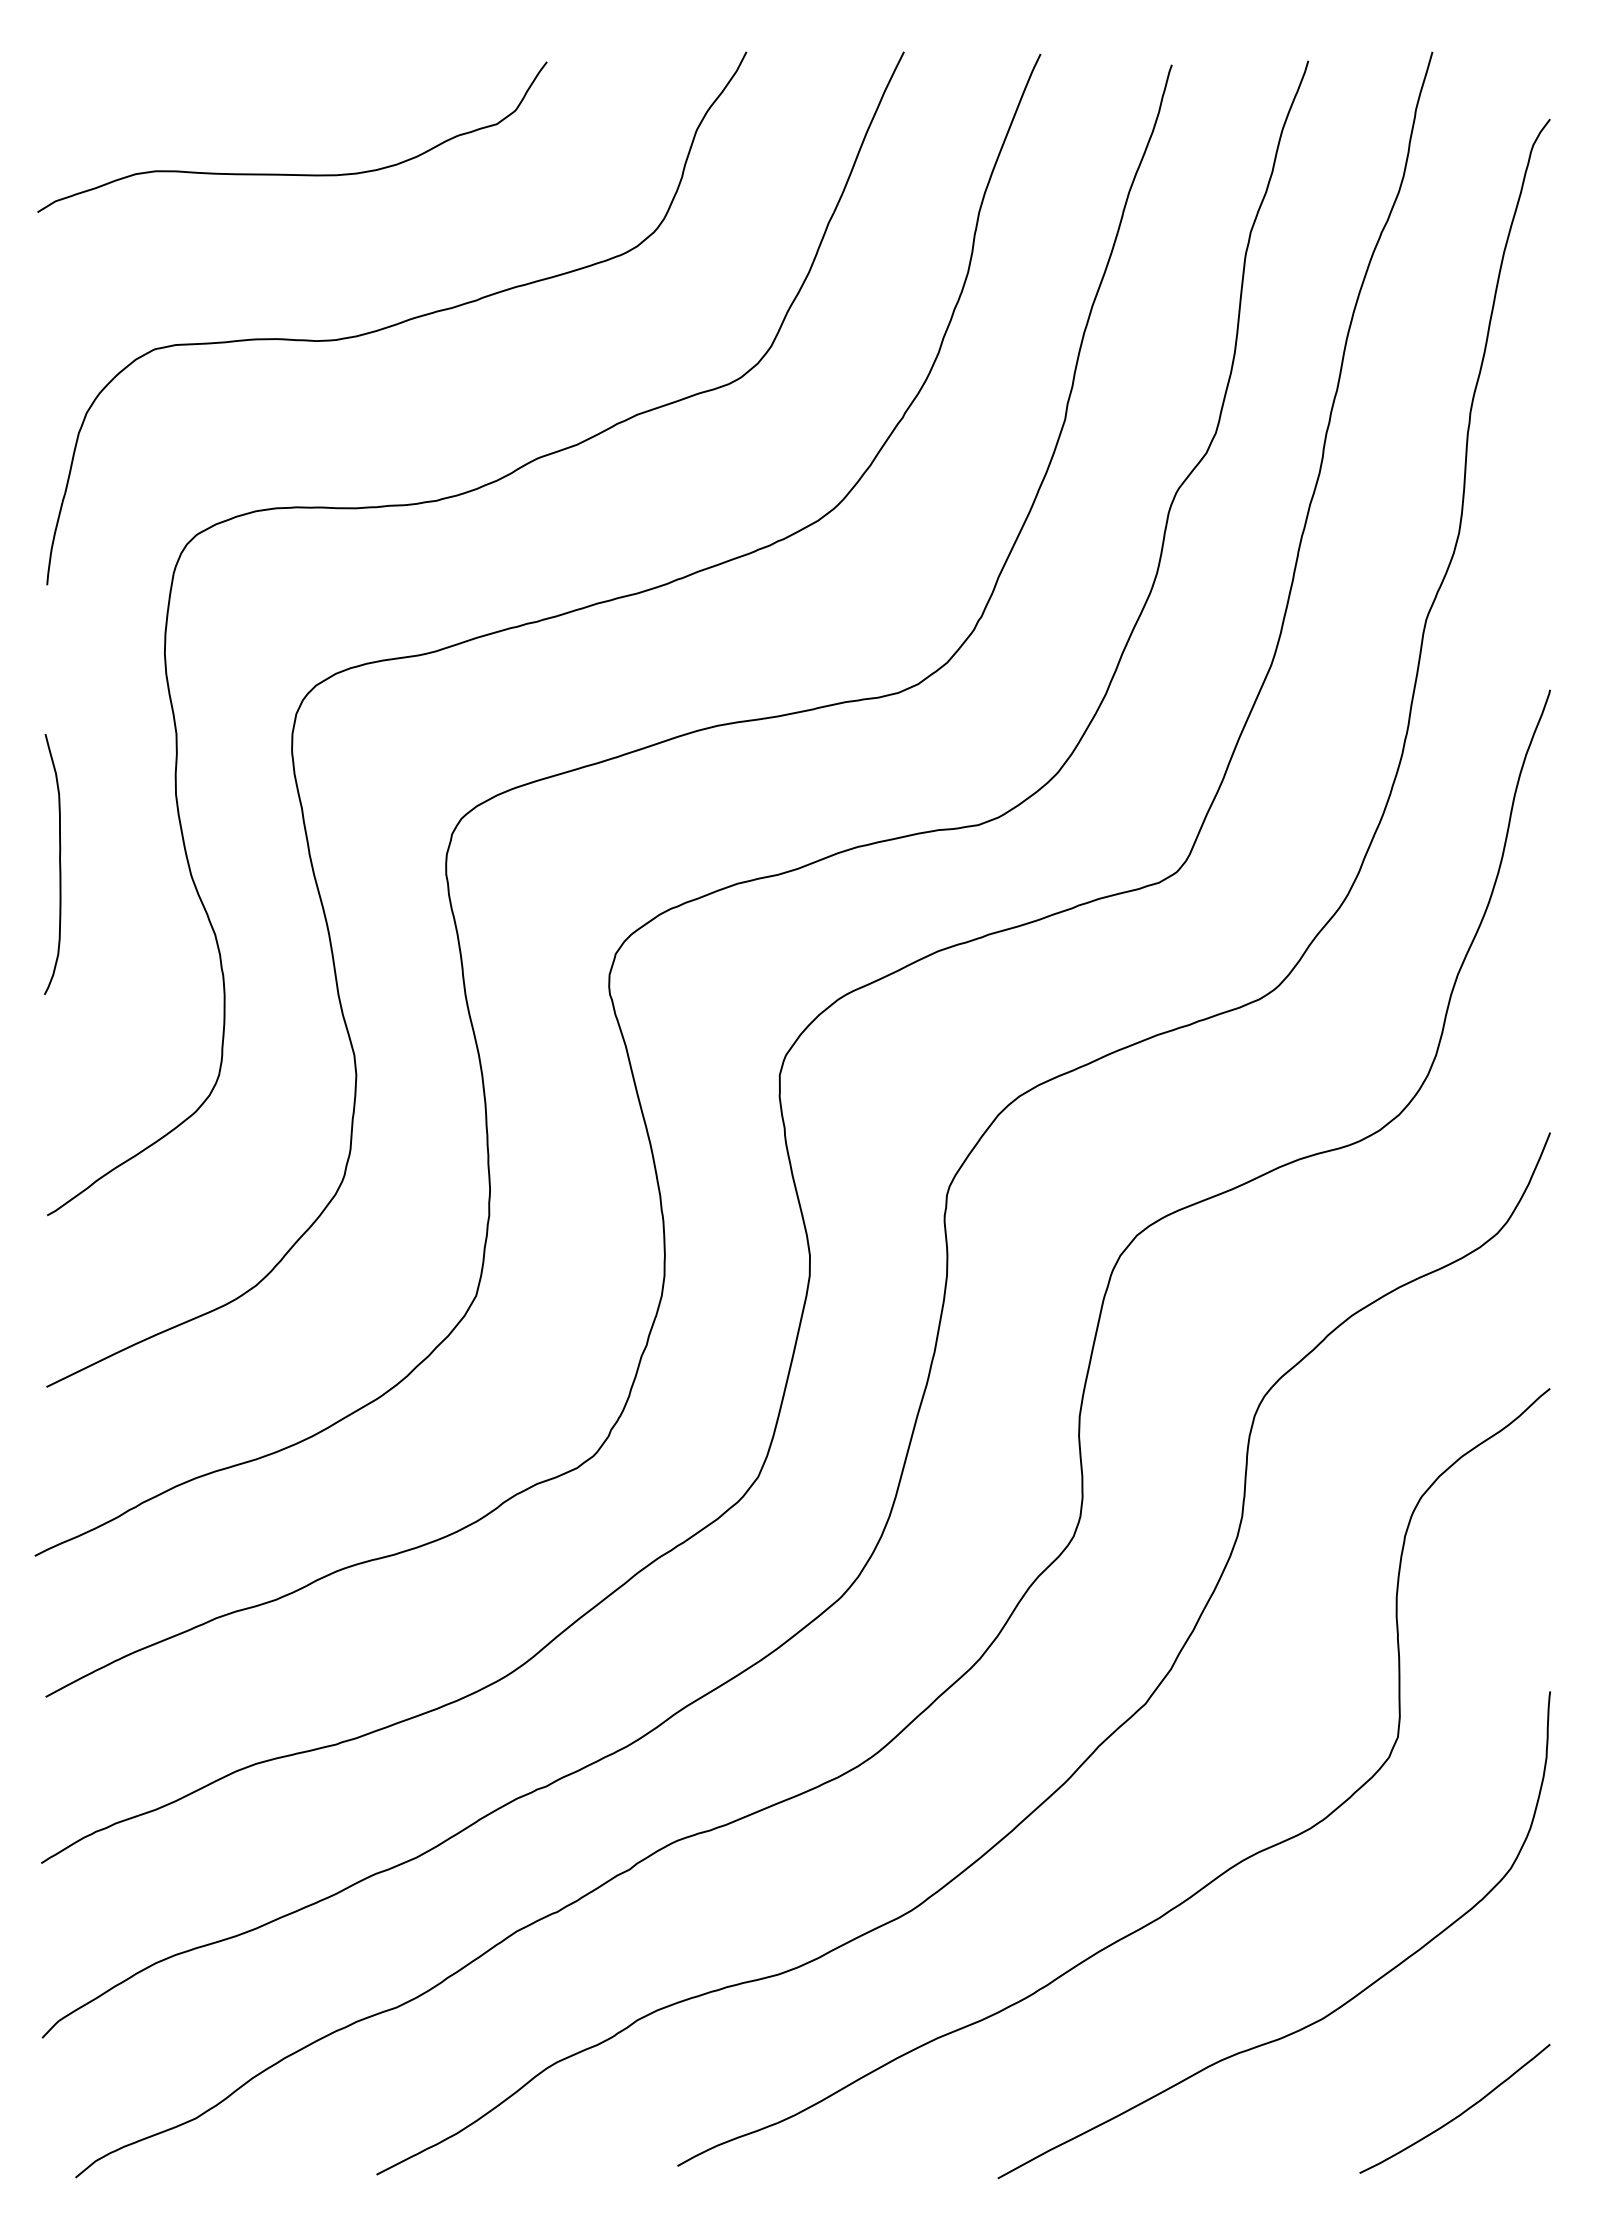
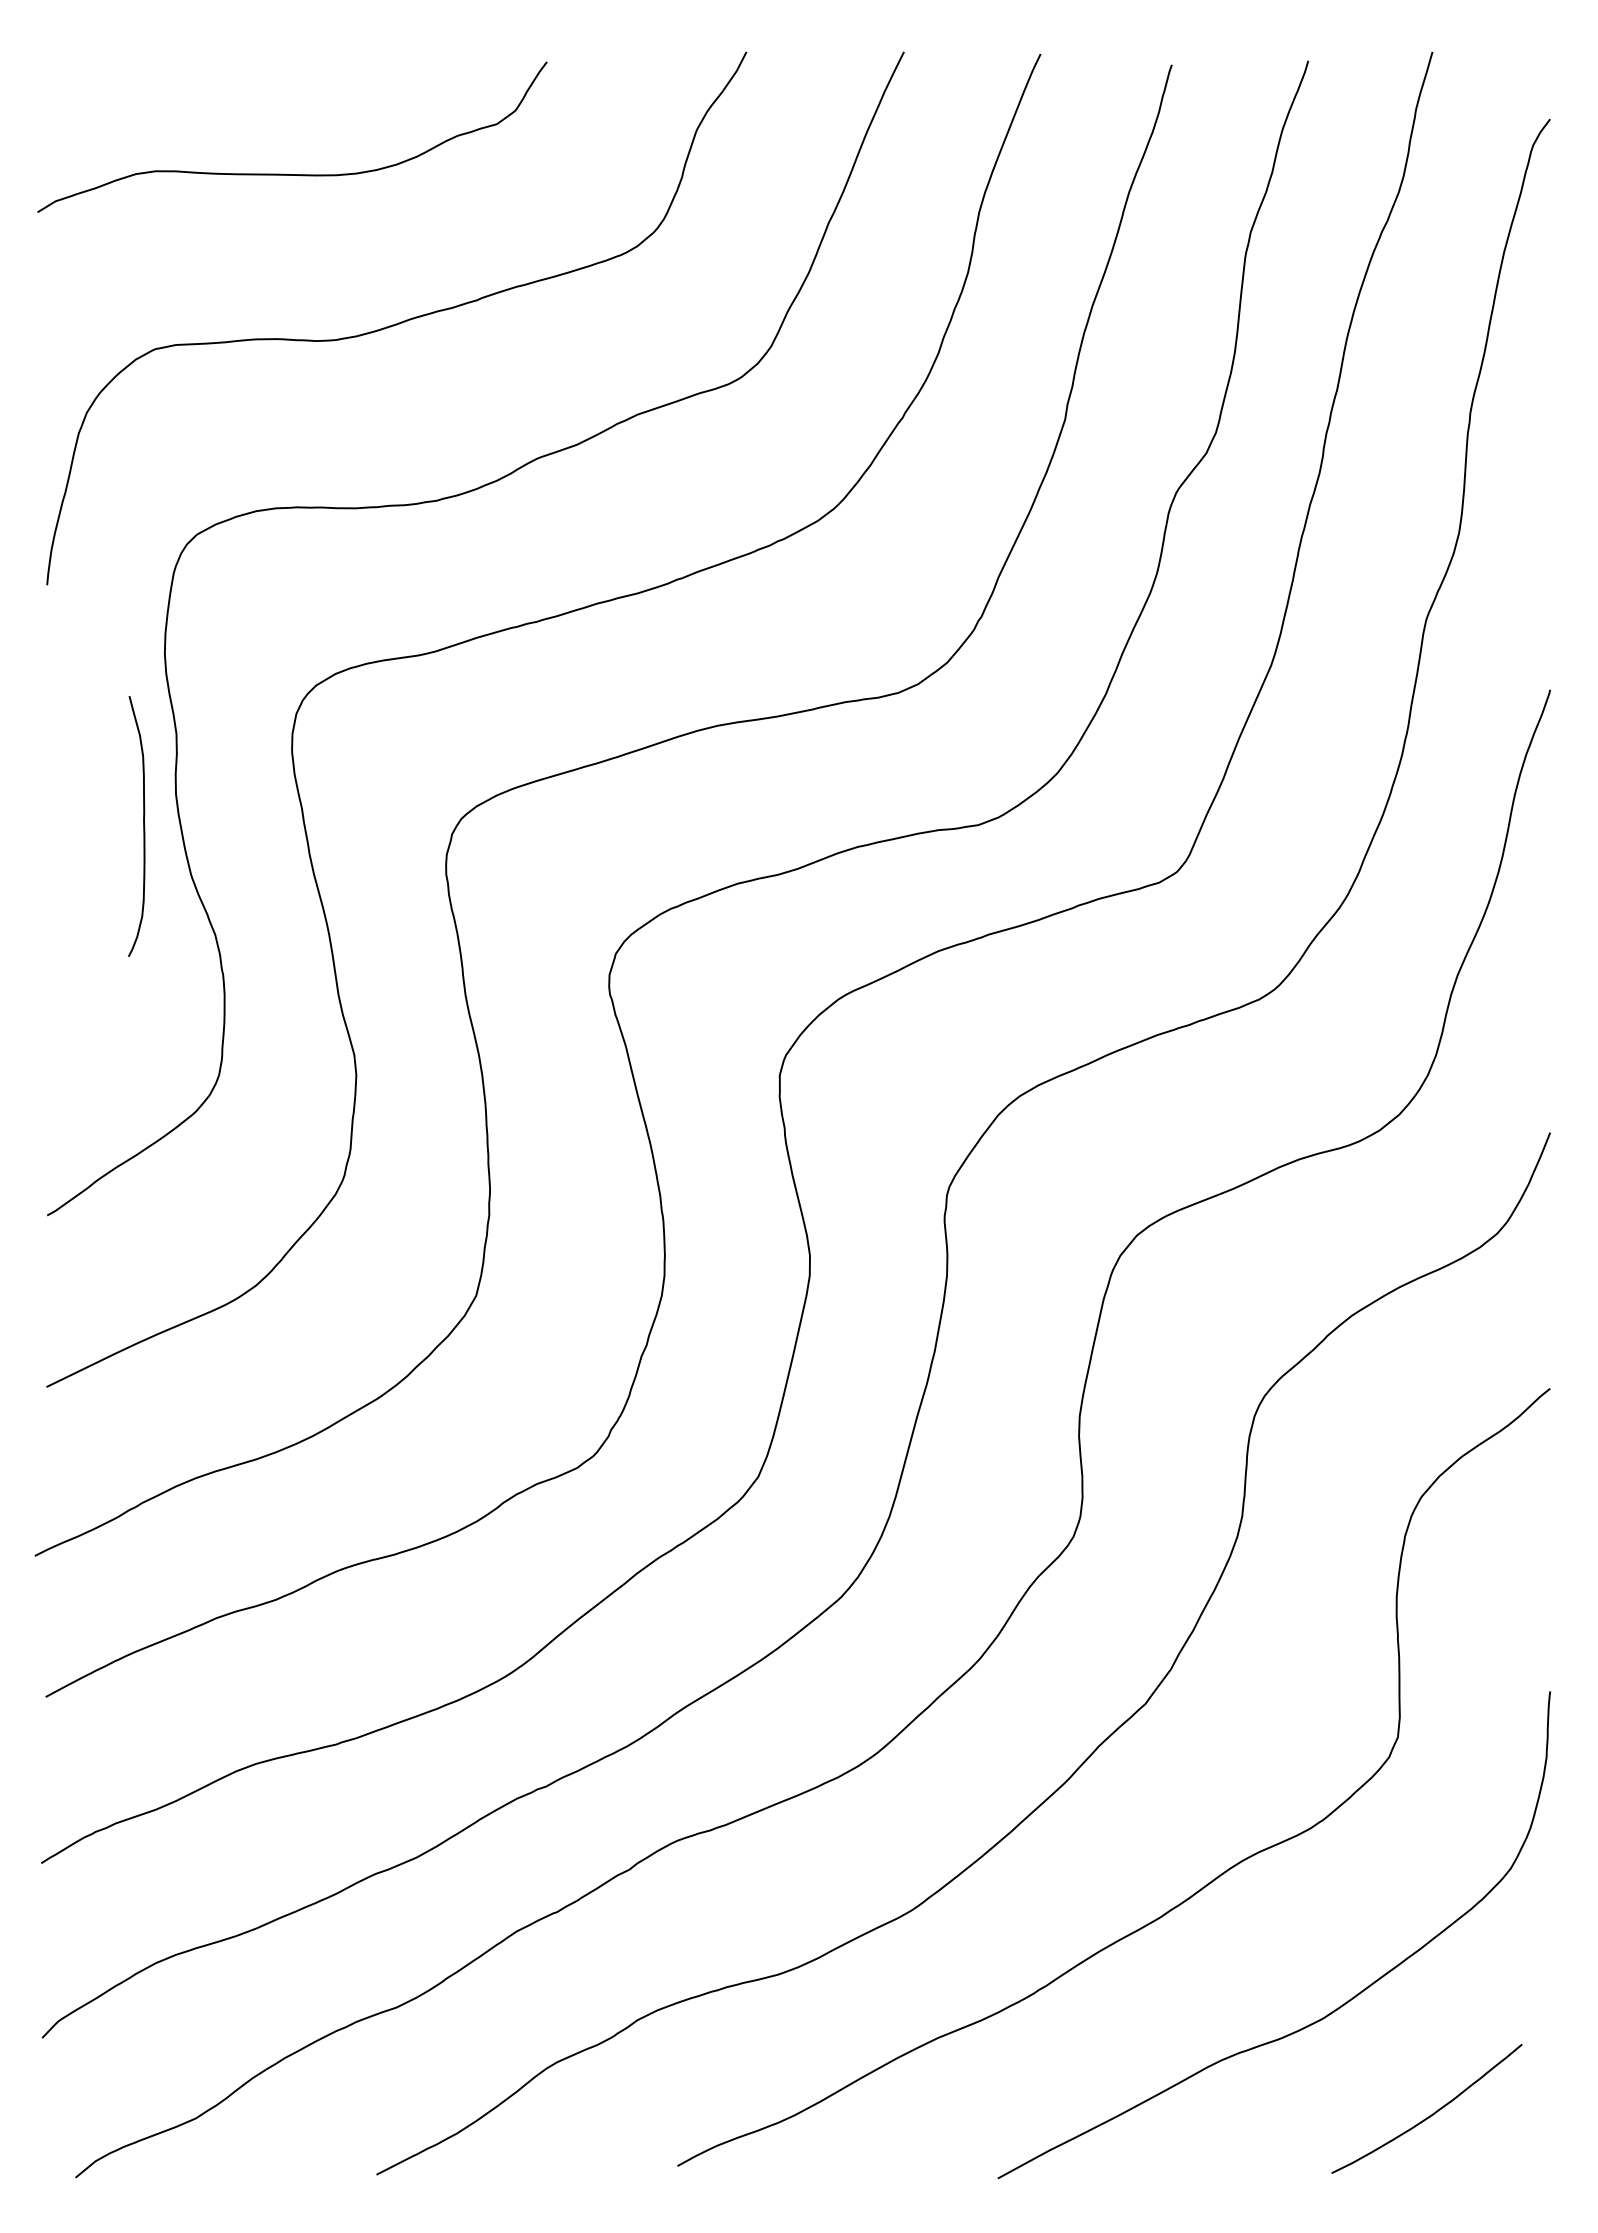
curve position: (59, 864) -> (143, 826) (143, 826)
curve position: (1457, 2115) -> (1429, 2115) (1429, 2115)
